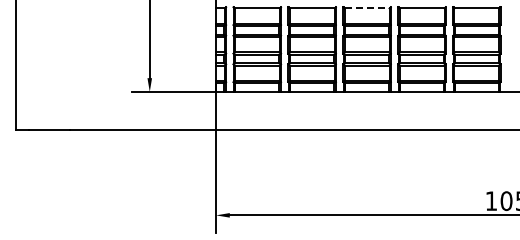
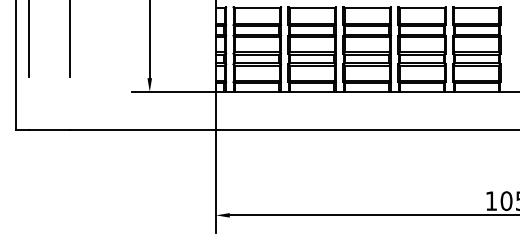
line: dashed -> solid (367, 8)
line: none -> present (29, 39)
line: none -> present (70, 39)
